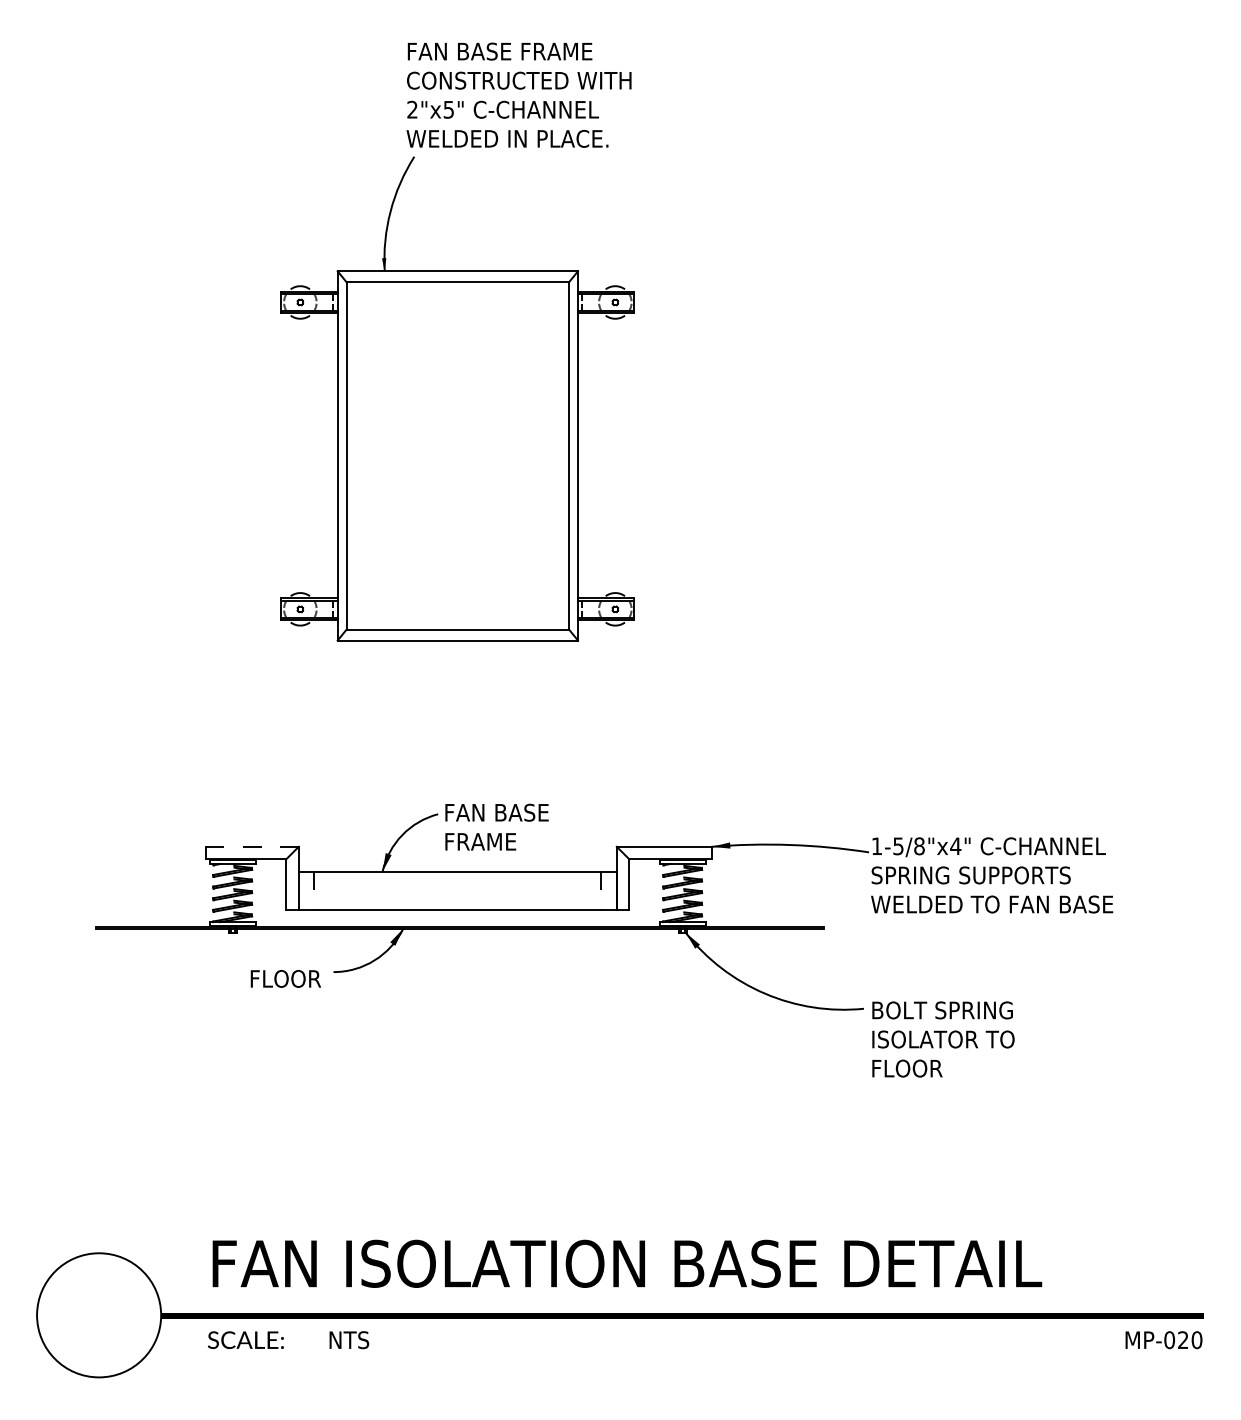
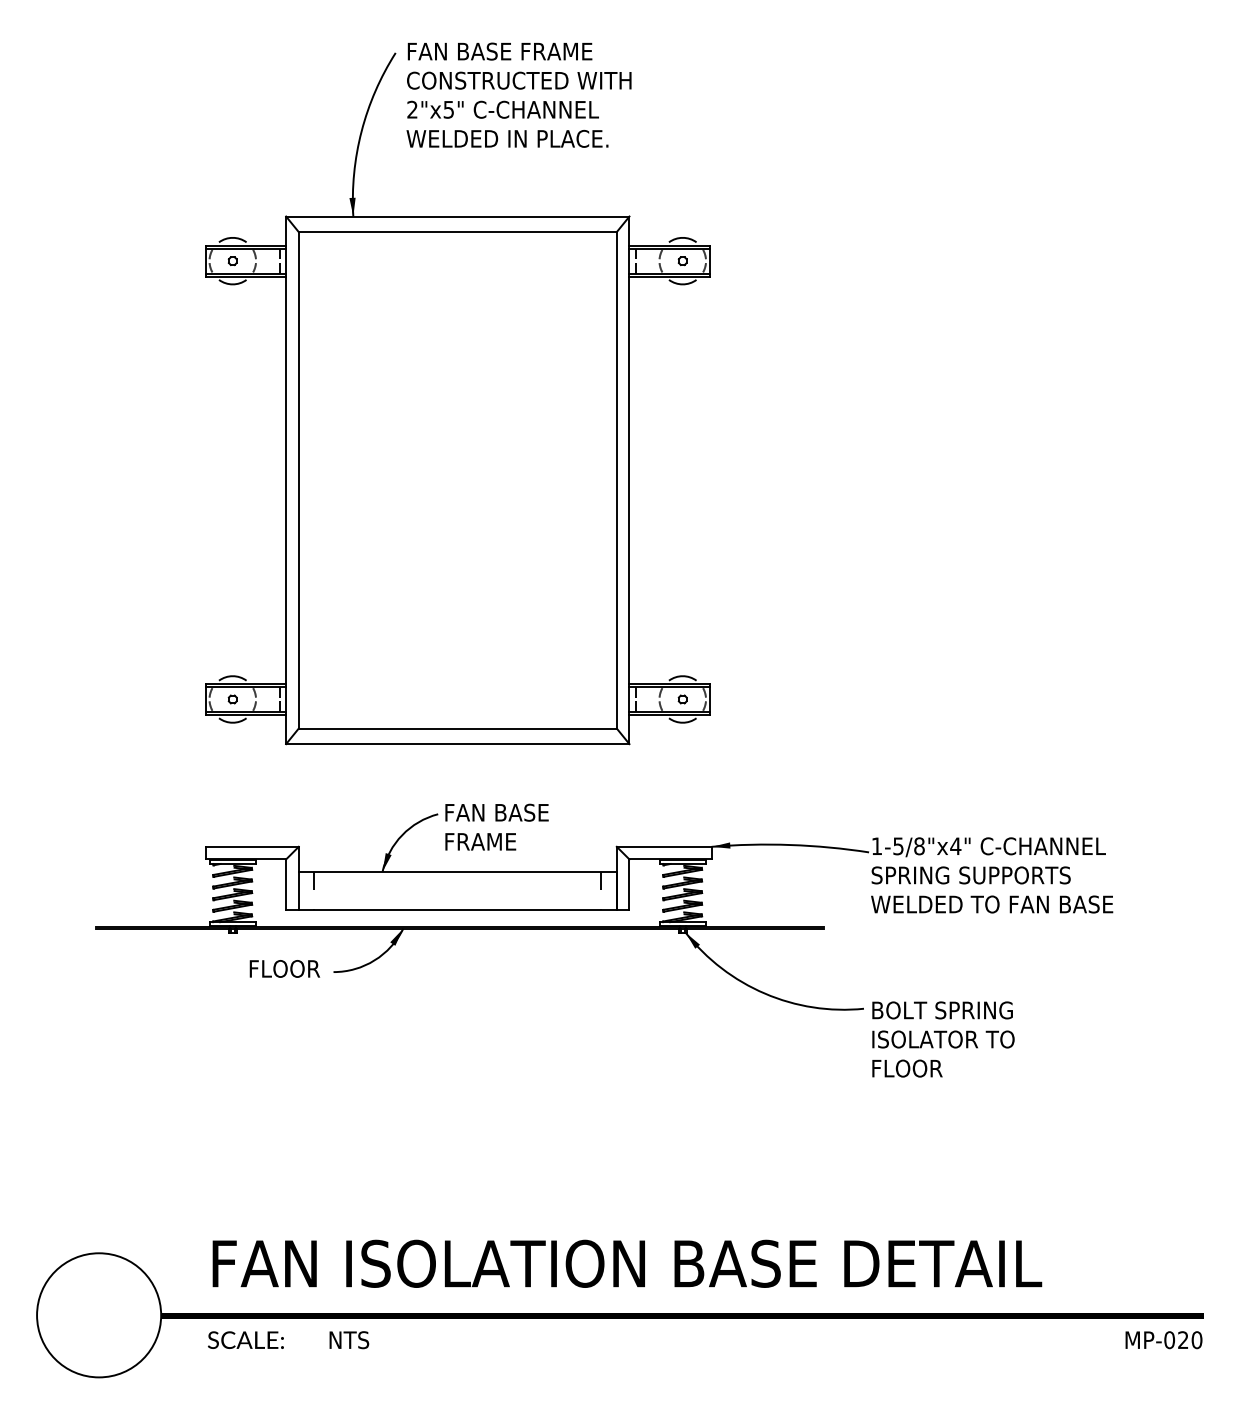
part size: 355x486 px -> 506x694 px (457, 398)
line: dashed -> solid (252, 846)
text position: (285, 978) -> (284, 968) (284, 968)
